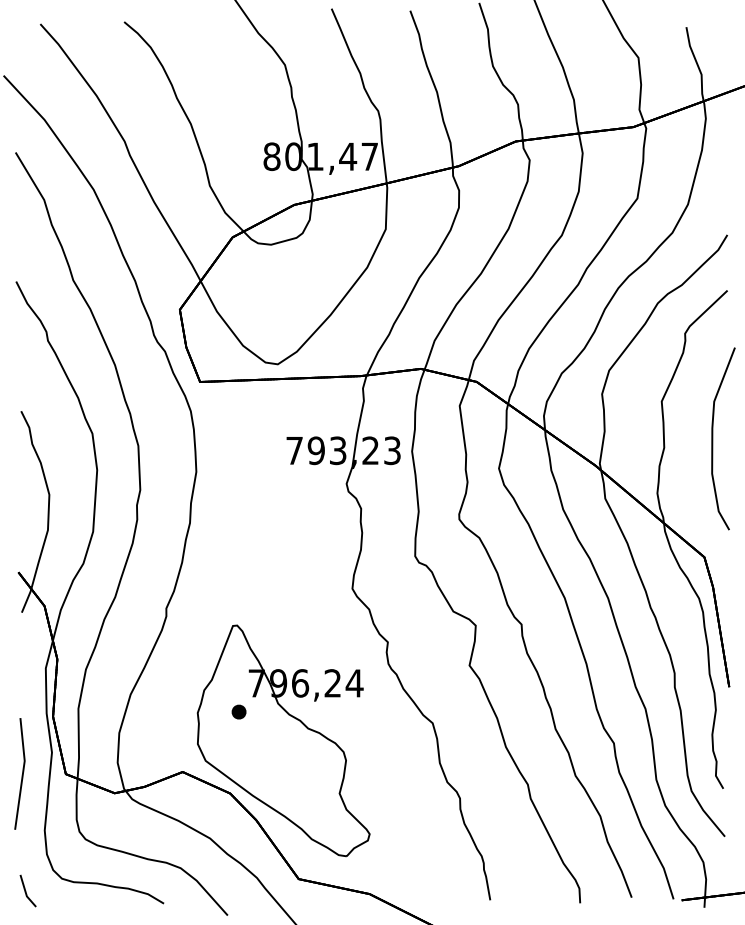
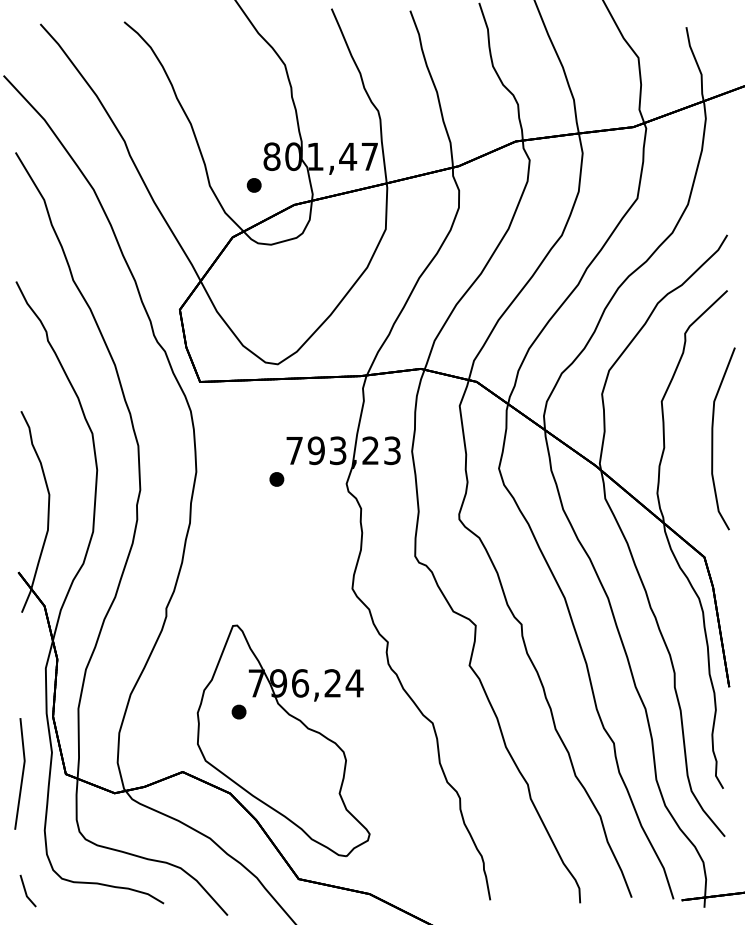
part: none -> present (253, 185)
part: none -> present (276, 479)
